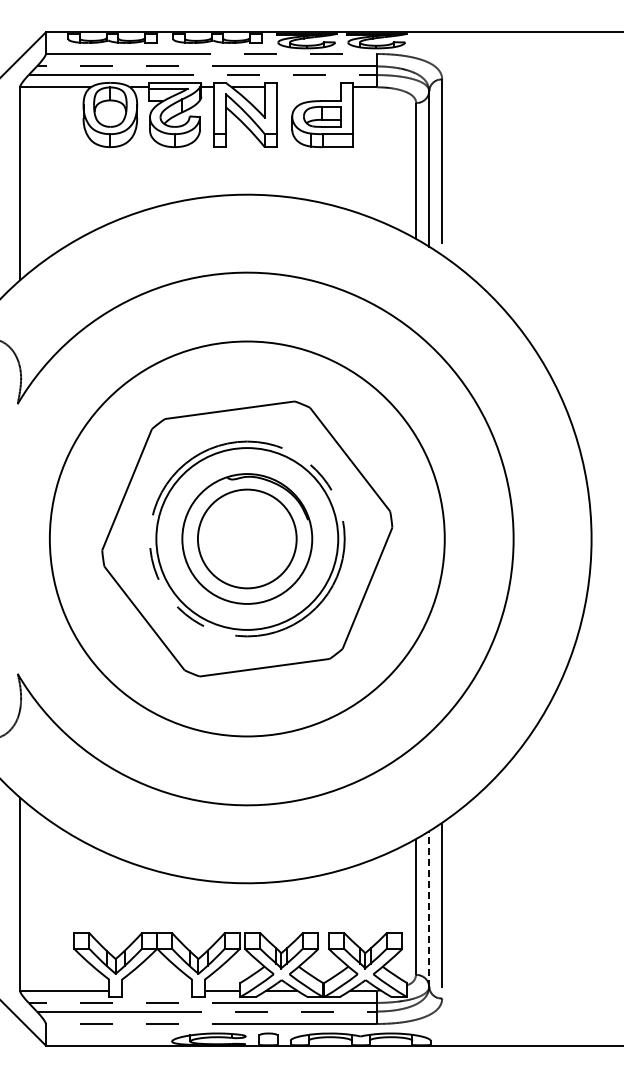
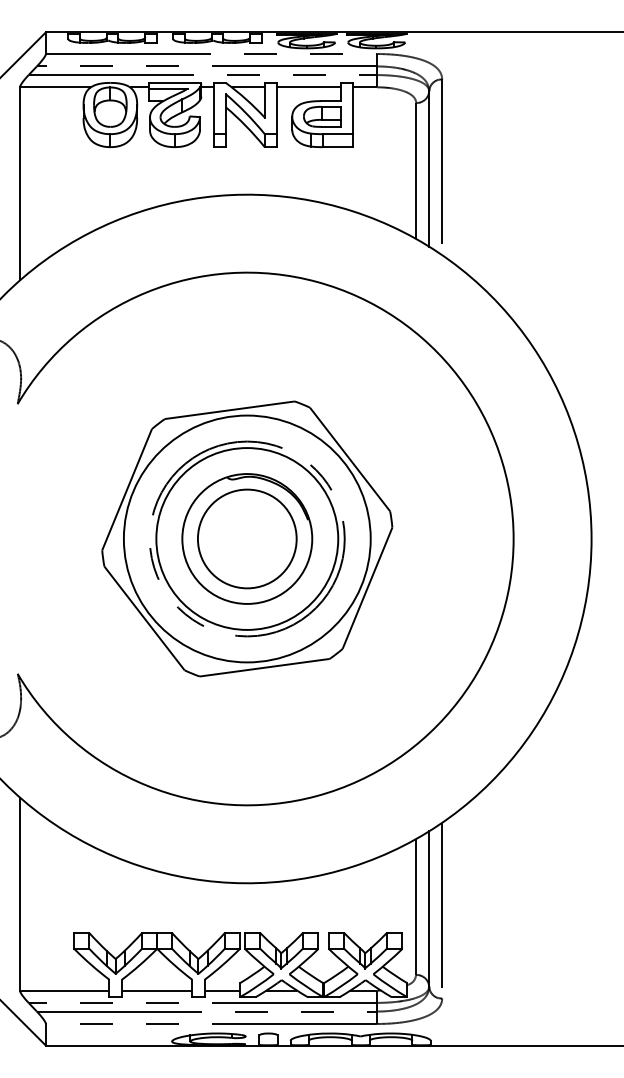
line: none -> present (309, 87)
circle diameter: 395 px -> 247 px (246, 538)
line: dashed -> solid (429, 909)
line: none -> present (157, 990)
